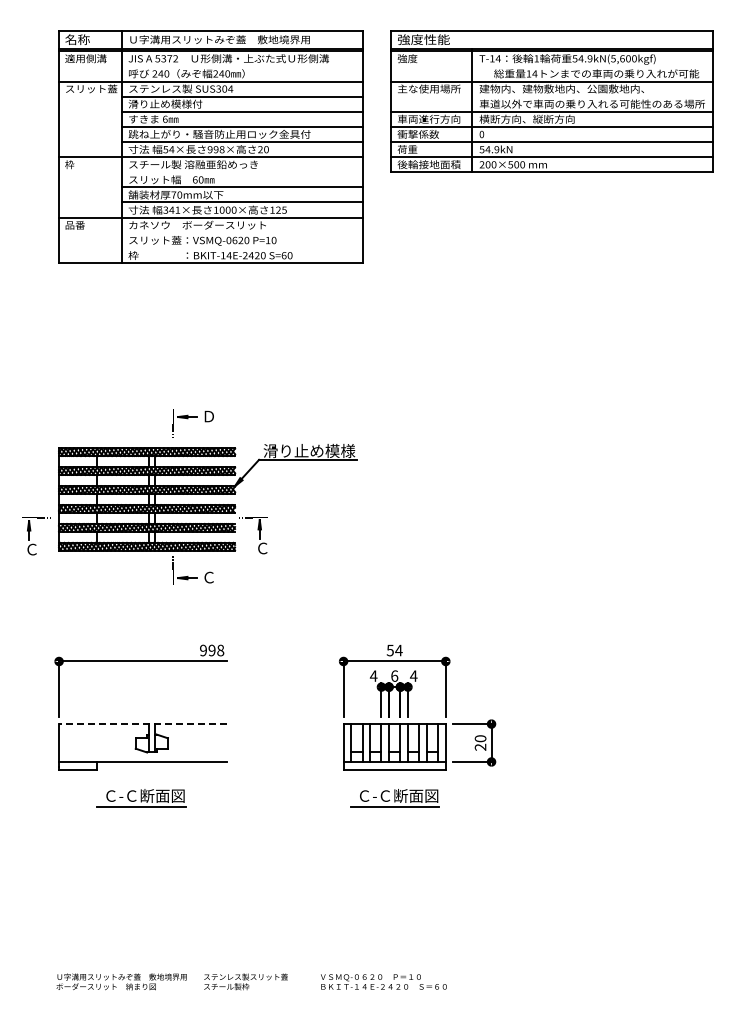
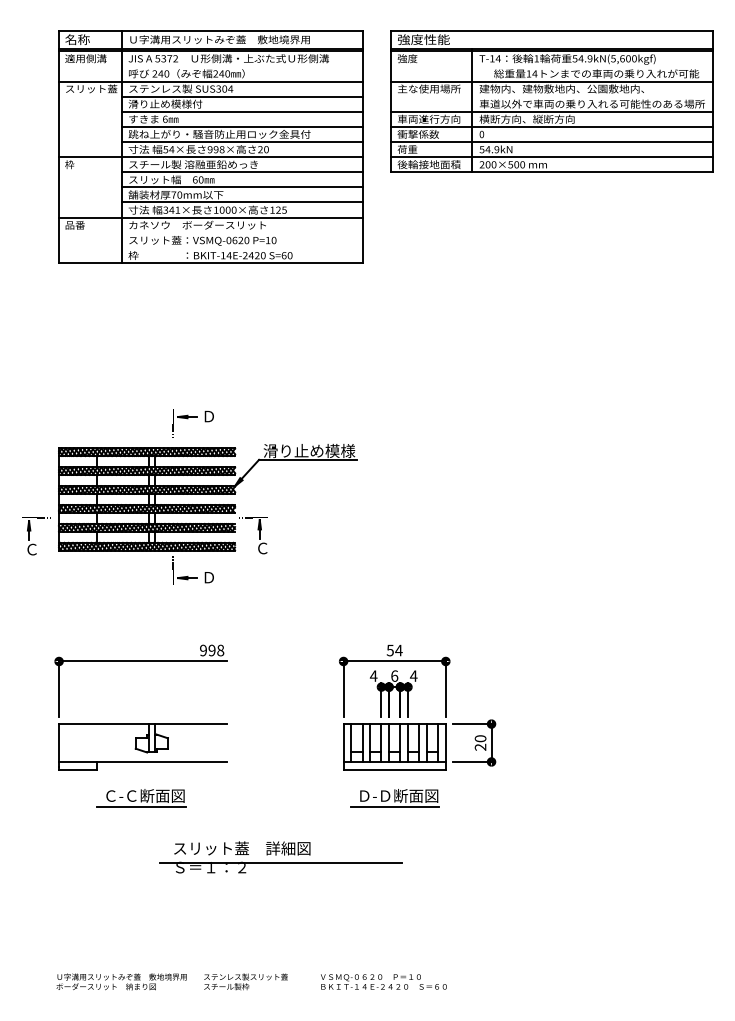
line: none -> present (242, 172)
text: Ｃ -> Ｄ (208, 577)
line: dashed -> solid (142, 724)
text: Ｃ-Ｃ断面図 -> Ｄ-Ｄ断面図 (375, 795)
part: none -> present (280, 857)
